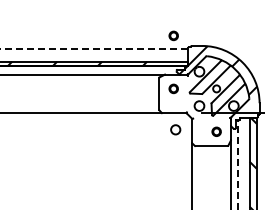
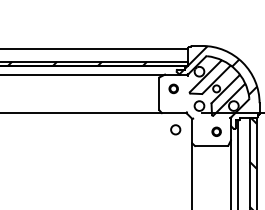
part: present -> none (173, 35)
line: dashed -> solid (94, 48)
line: dashed -> solid (238, 164)
